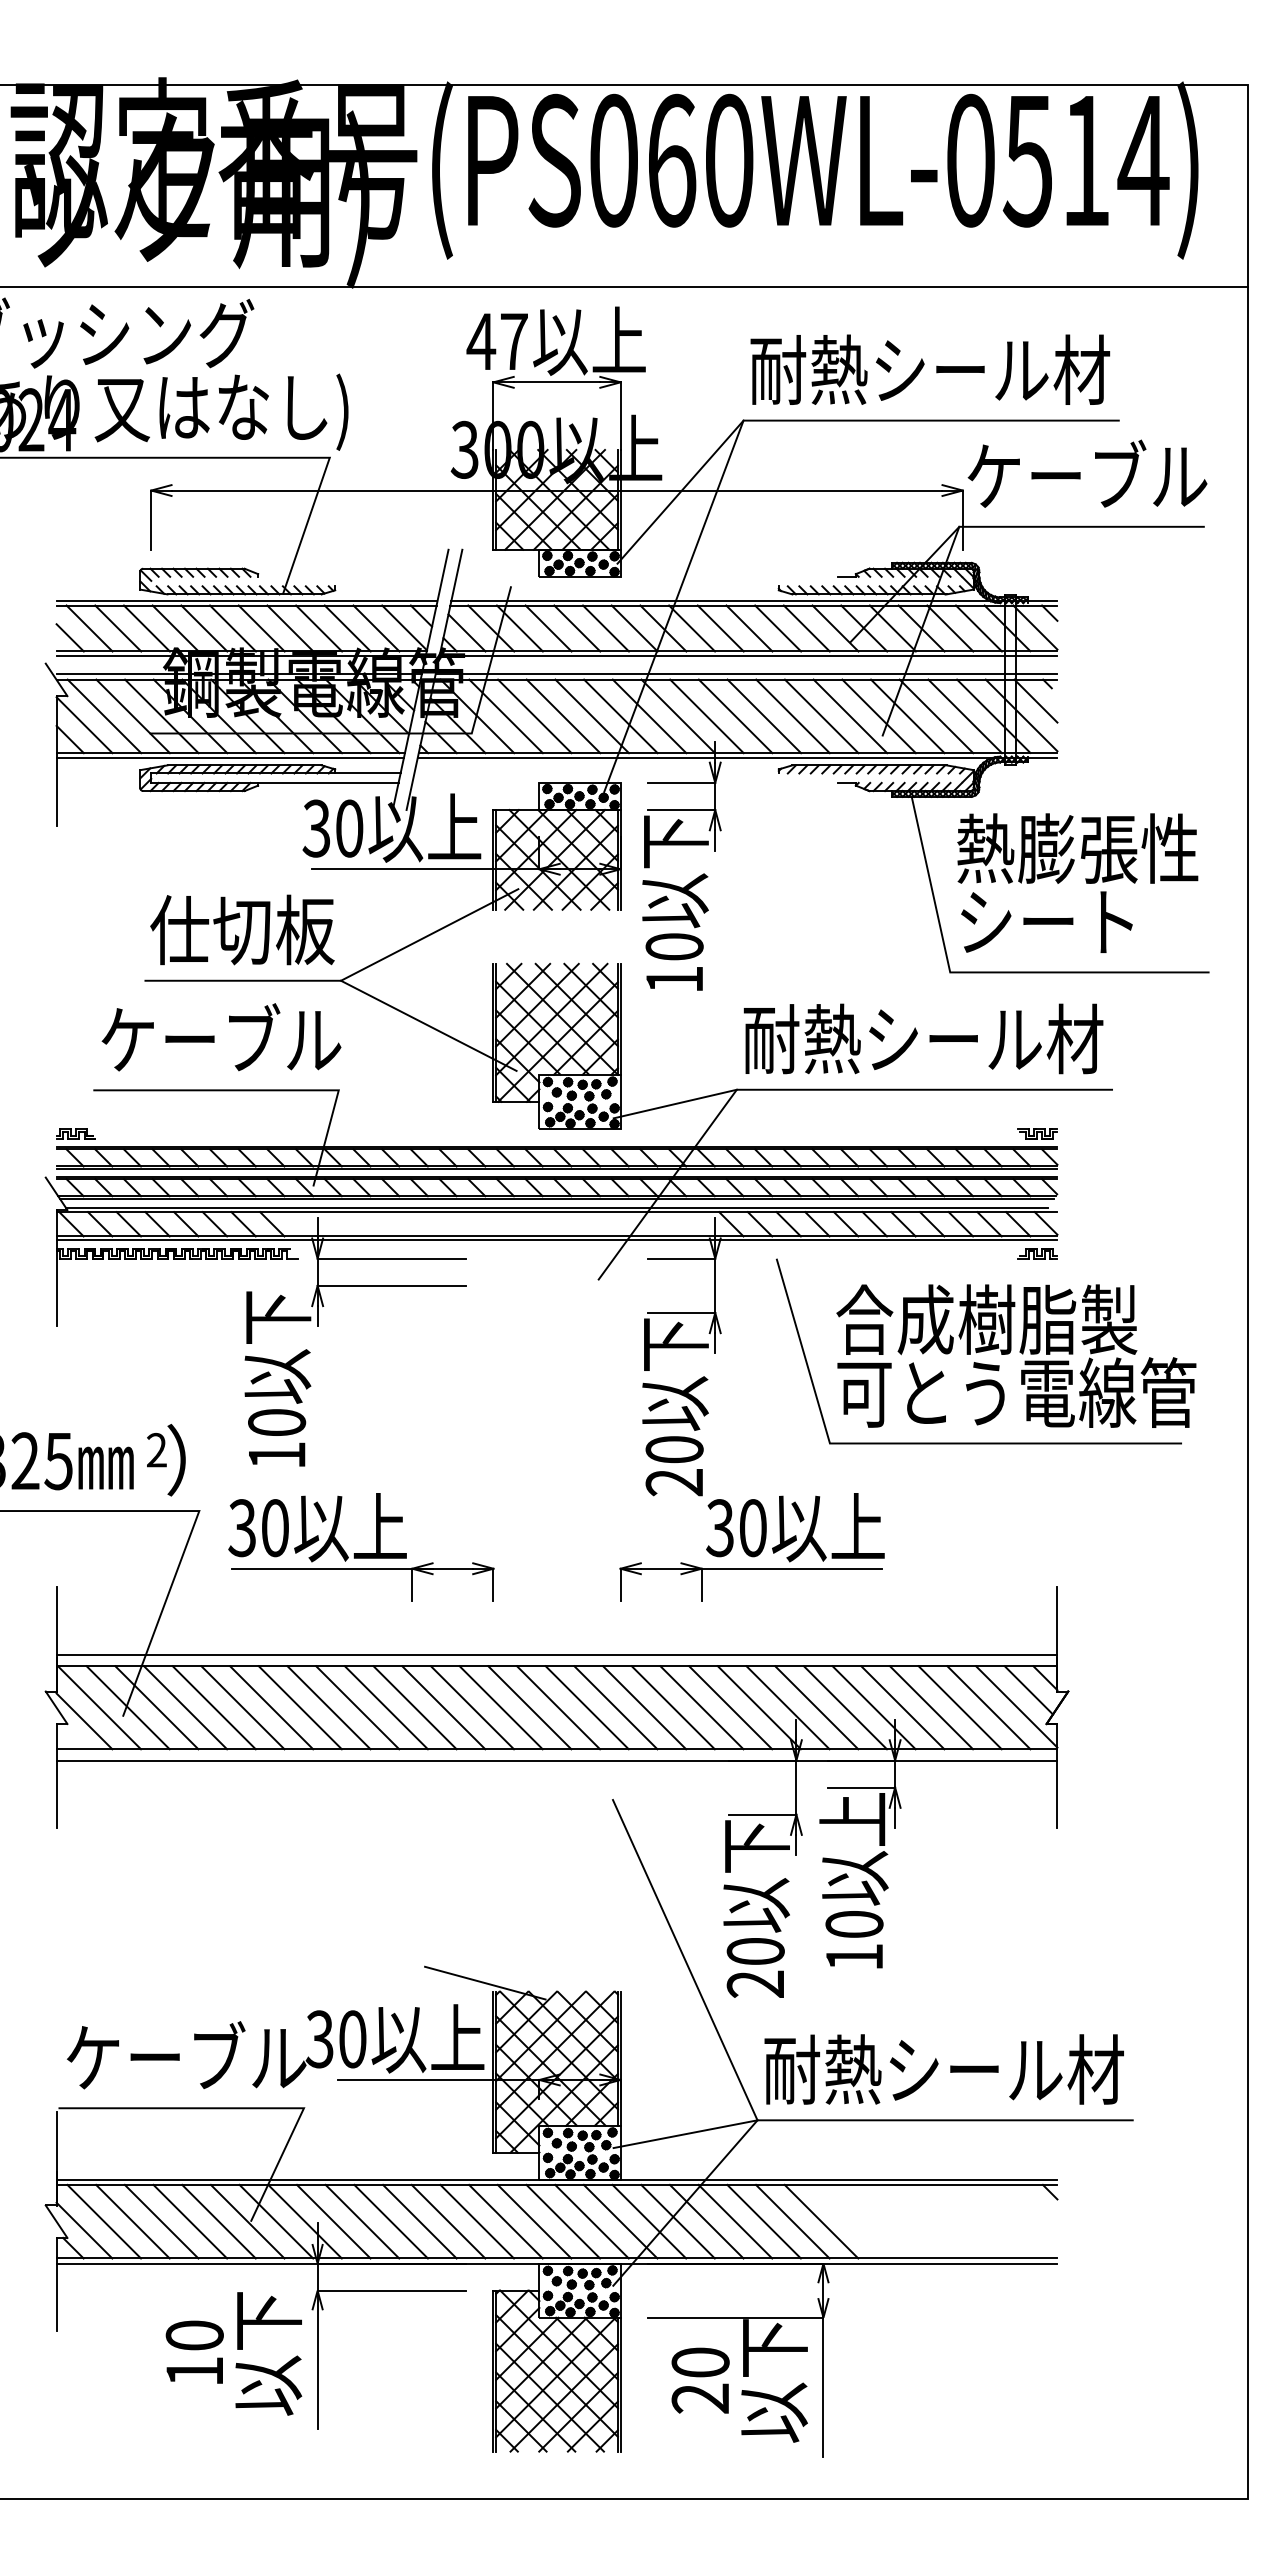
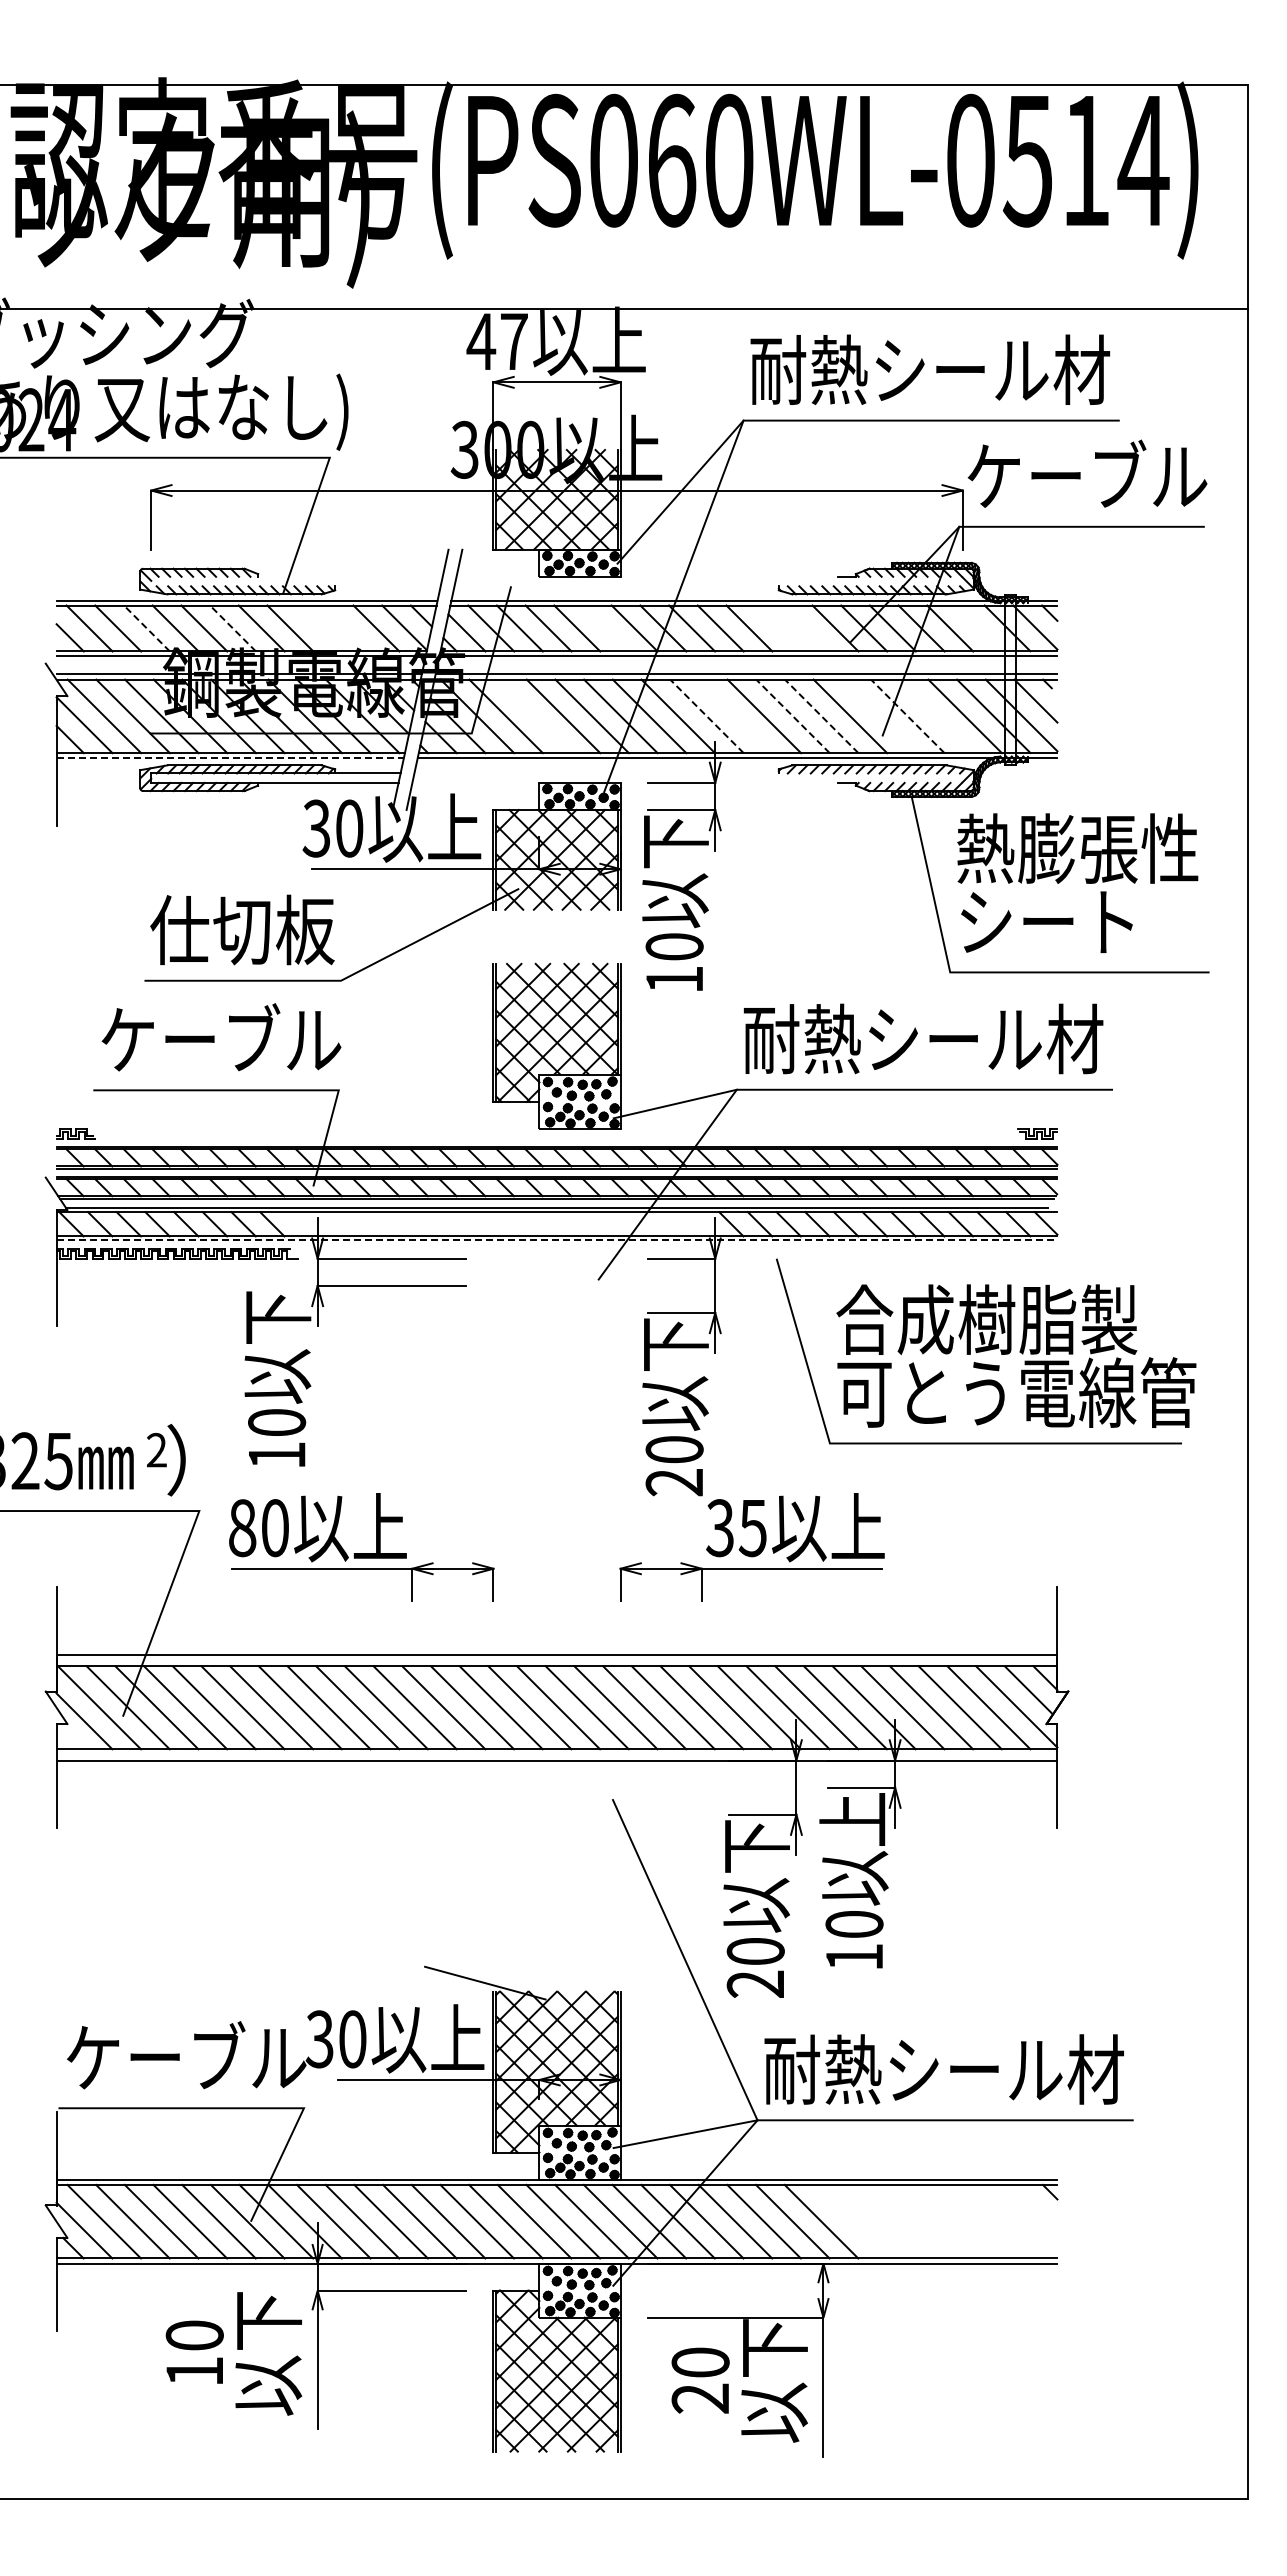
line position: (625, 287) -> (625, 309) (625, 309)
line: solid -> dashed (146, 628)
line: solid -> dashed (233, 628)
line: present -> none (319, 628)
line: present -> none (347, 628)
line: present -> none (605, 628)
line: present -> none (778, 628)
line: present -> none (806, 628)
line: present -> none (978, 628)
line: present -> none (534, 716)
line: solid -> dashed (706, 716)
line: present -> none (735, 716)
line: solid -> dashed (792, 716)
line: solid -> dashed (821, 716)
line: present -> none (878, 716)
line: solid -> dashed (907, 716)
line: present -> none (936, 716)
line: solid -> dashed (230, 758)
line: present -> none (428, 1025)
line: solid -> dashed (557, 1240)
part: present -> none (1037, 1253)
text: 30 -> 80 (242, 1528)
text: 30 -> 35 (752, 1528)
